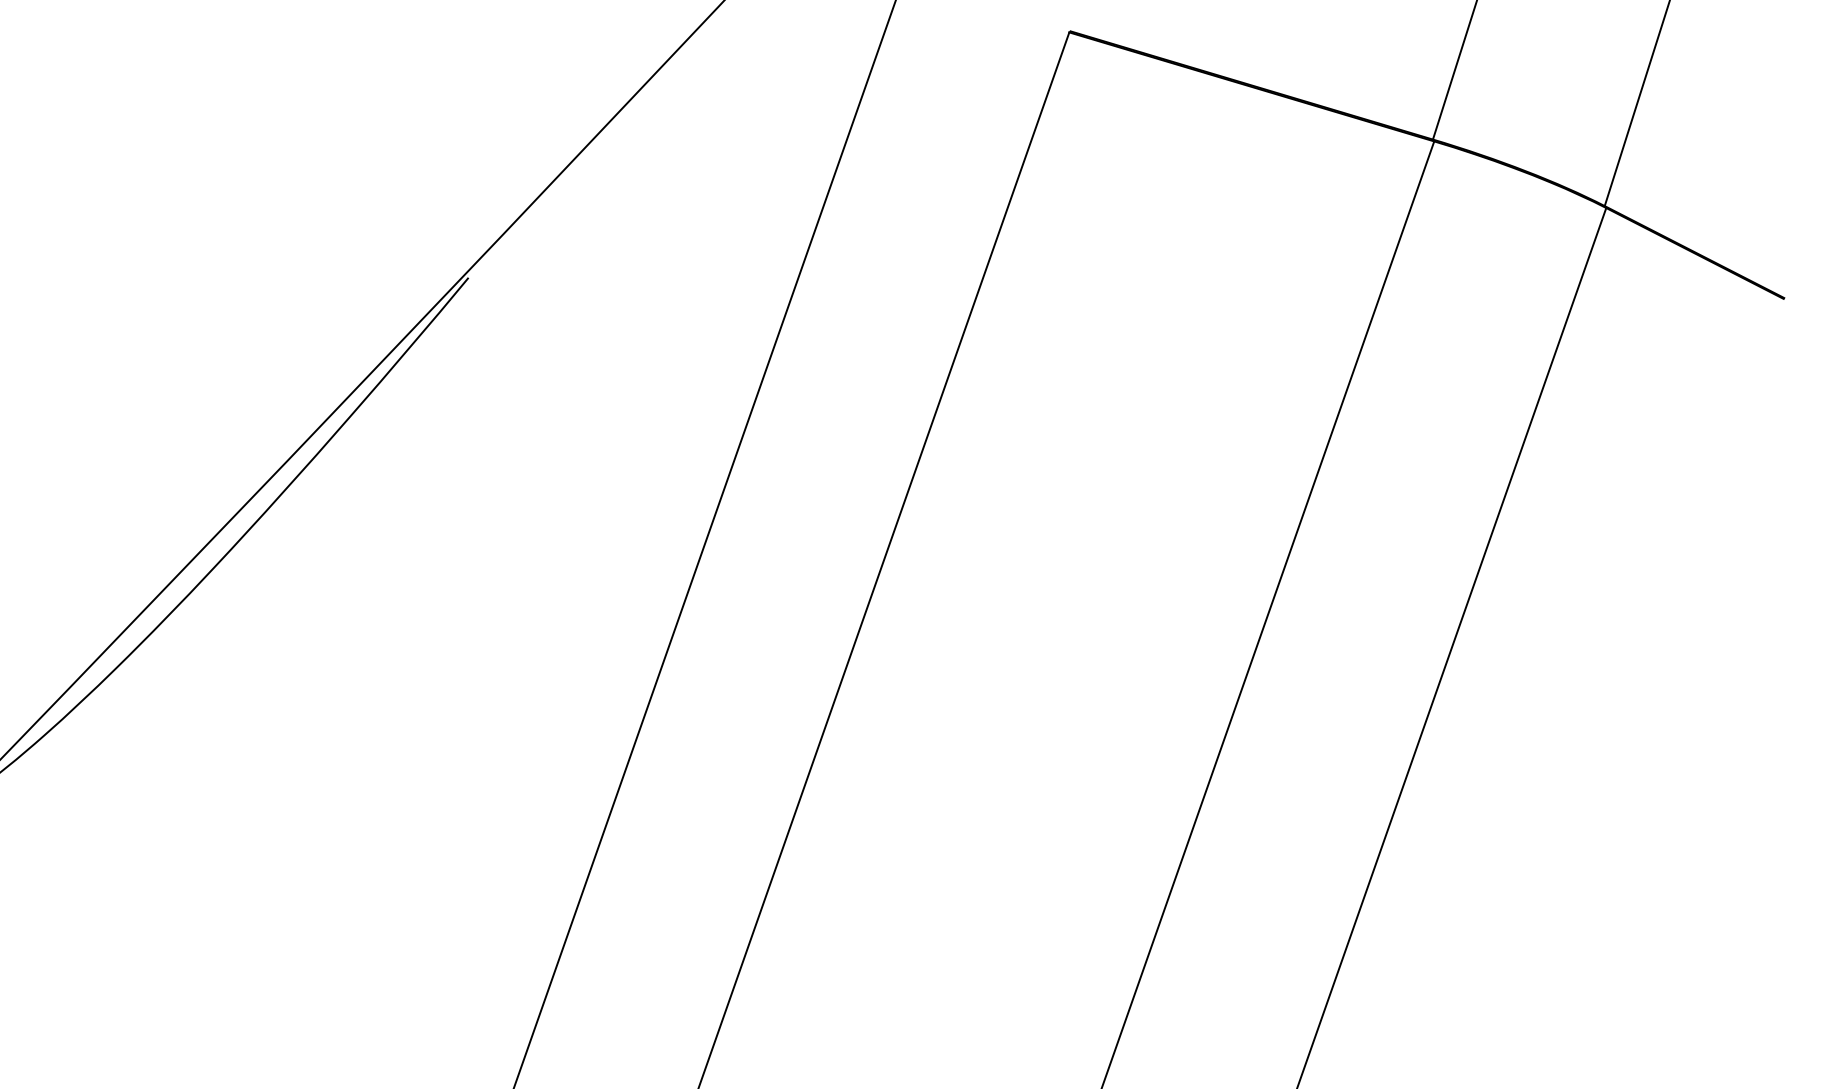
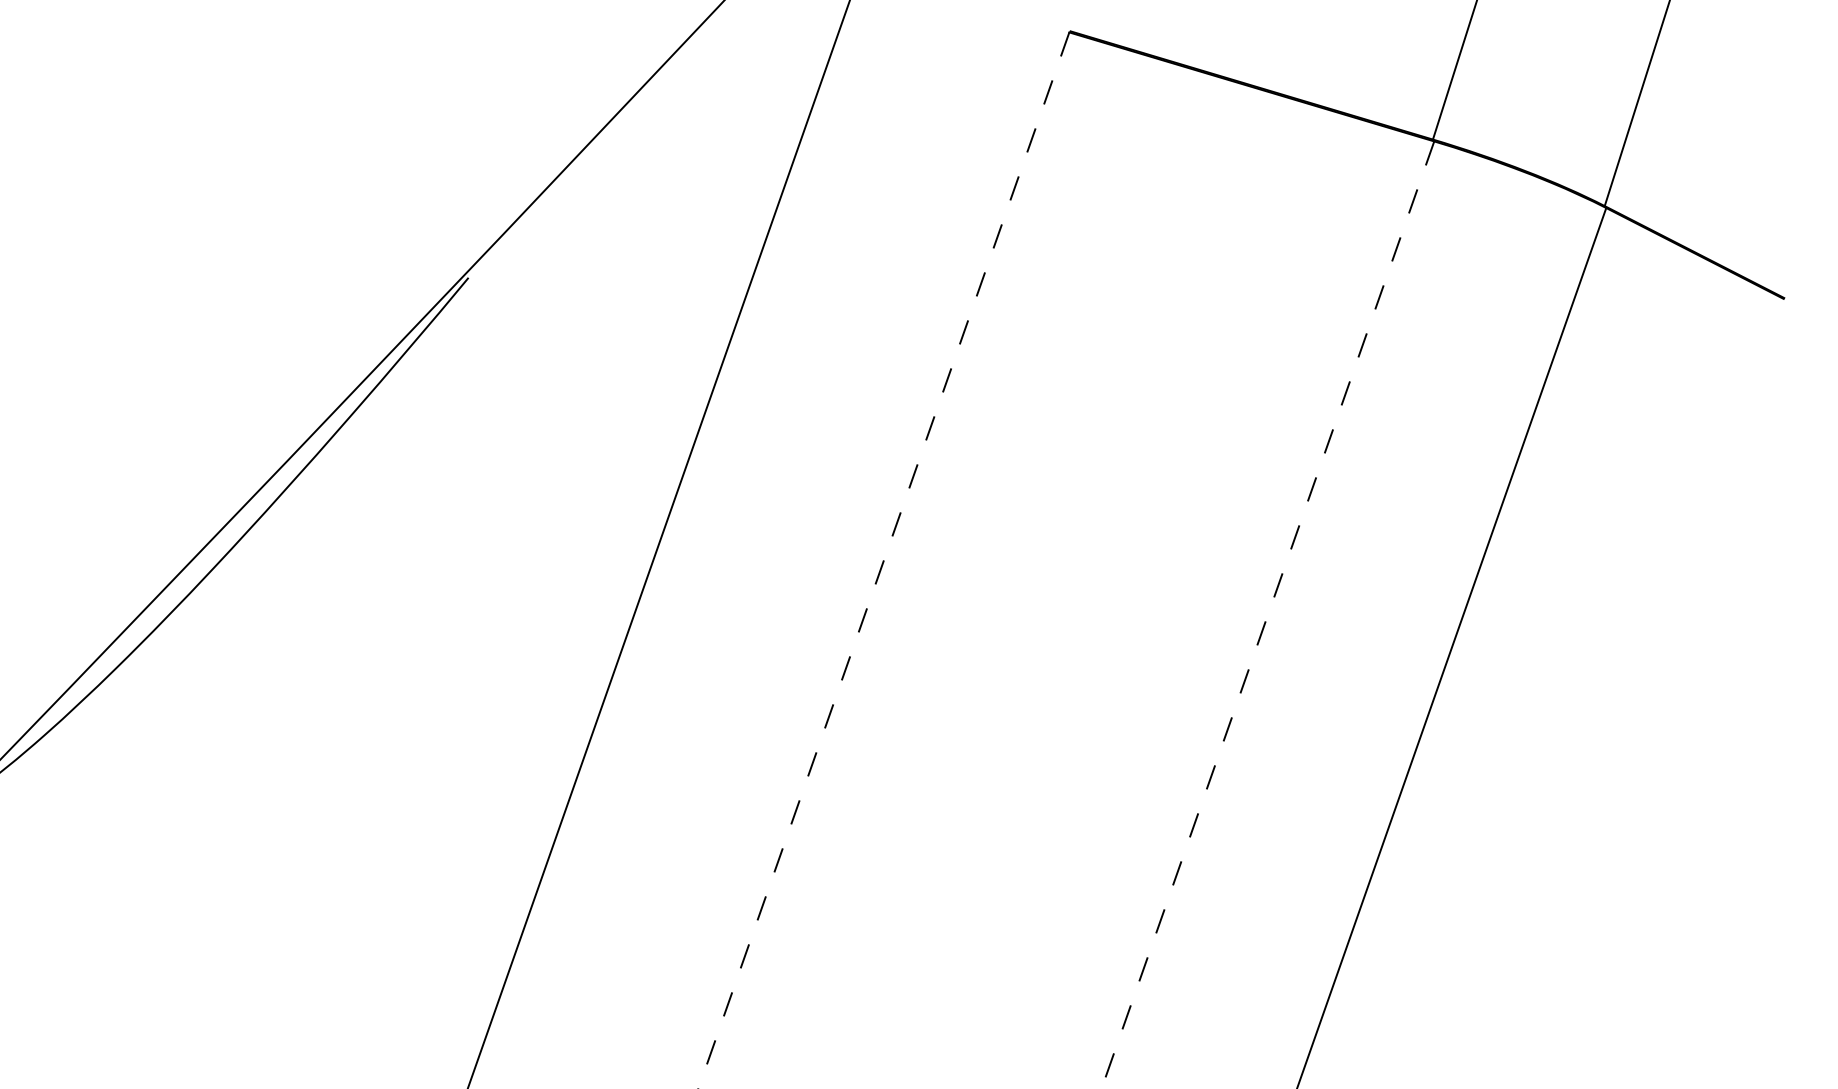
line position: (704, 543) -> (658, 543) (658, 543)
line: solid -> dashed (883, 560)
line: solid -> dashed (1267, 615)
